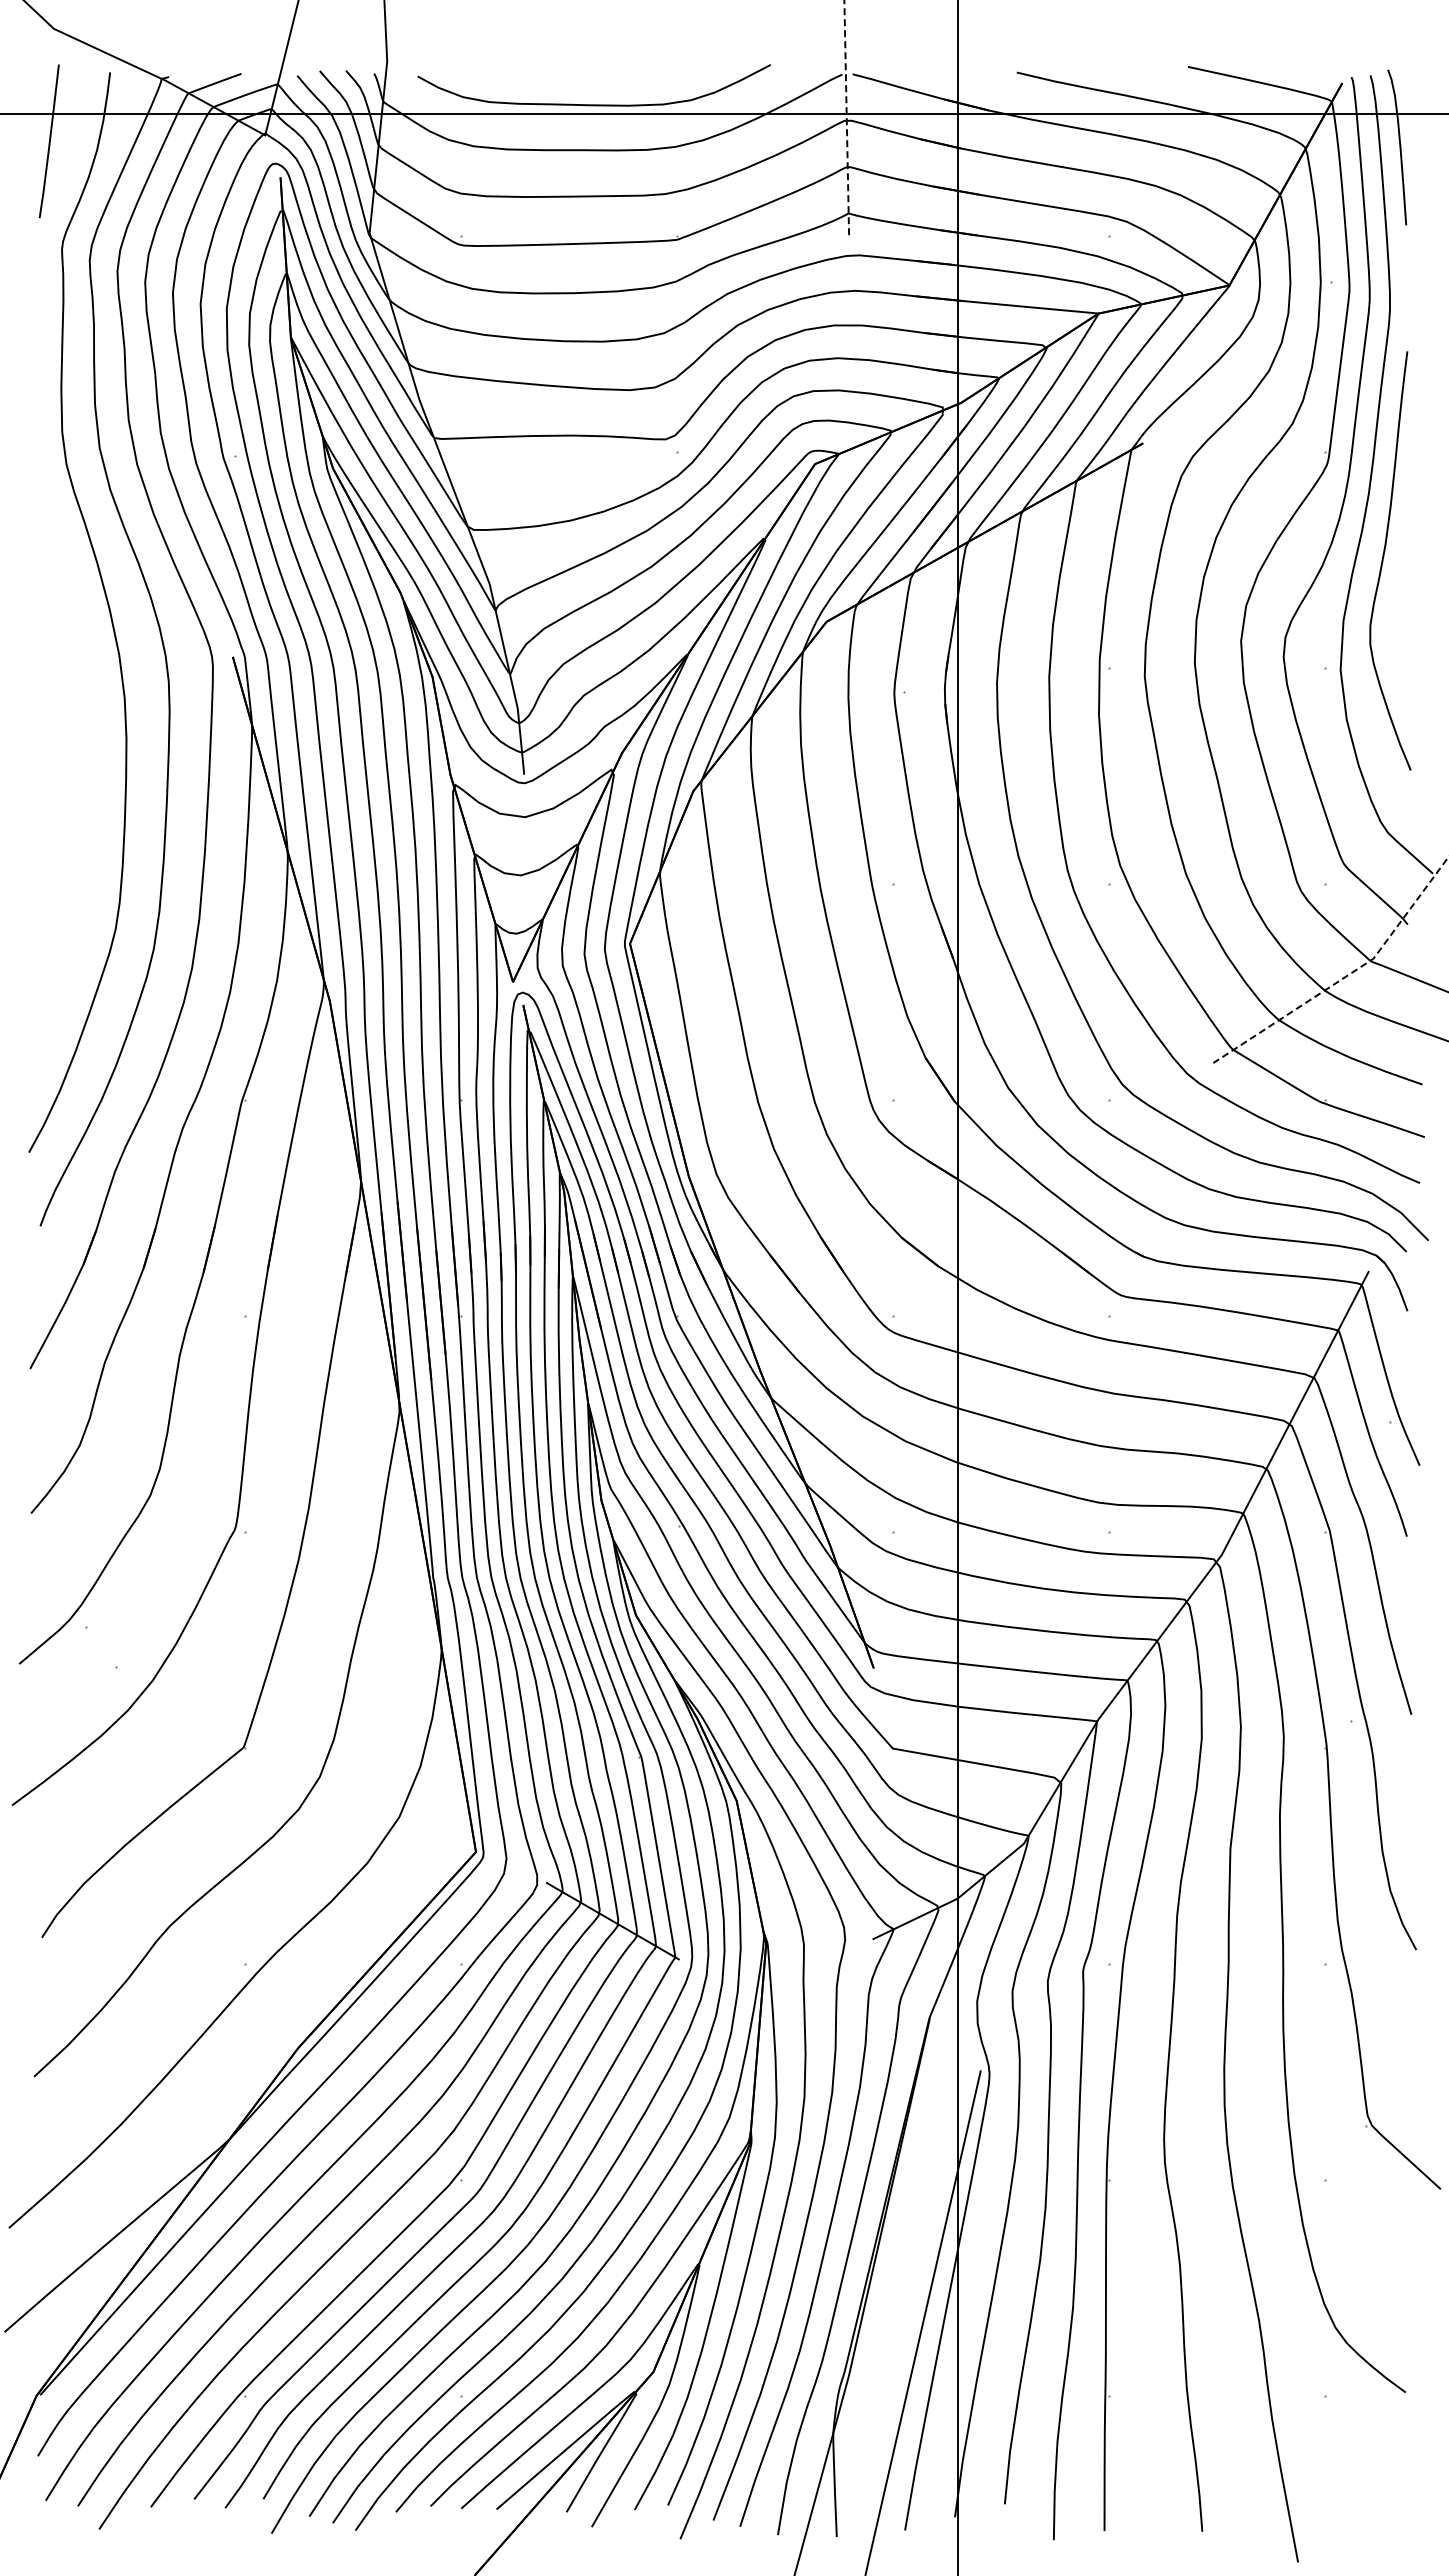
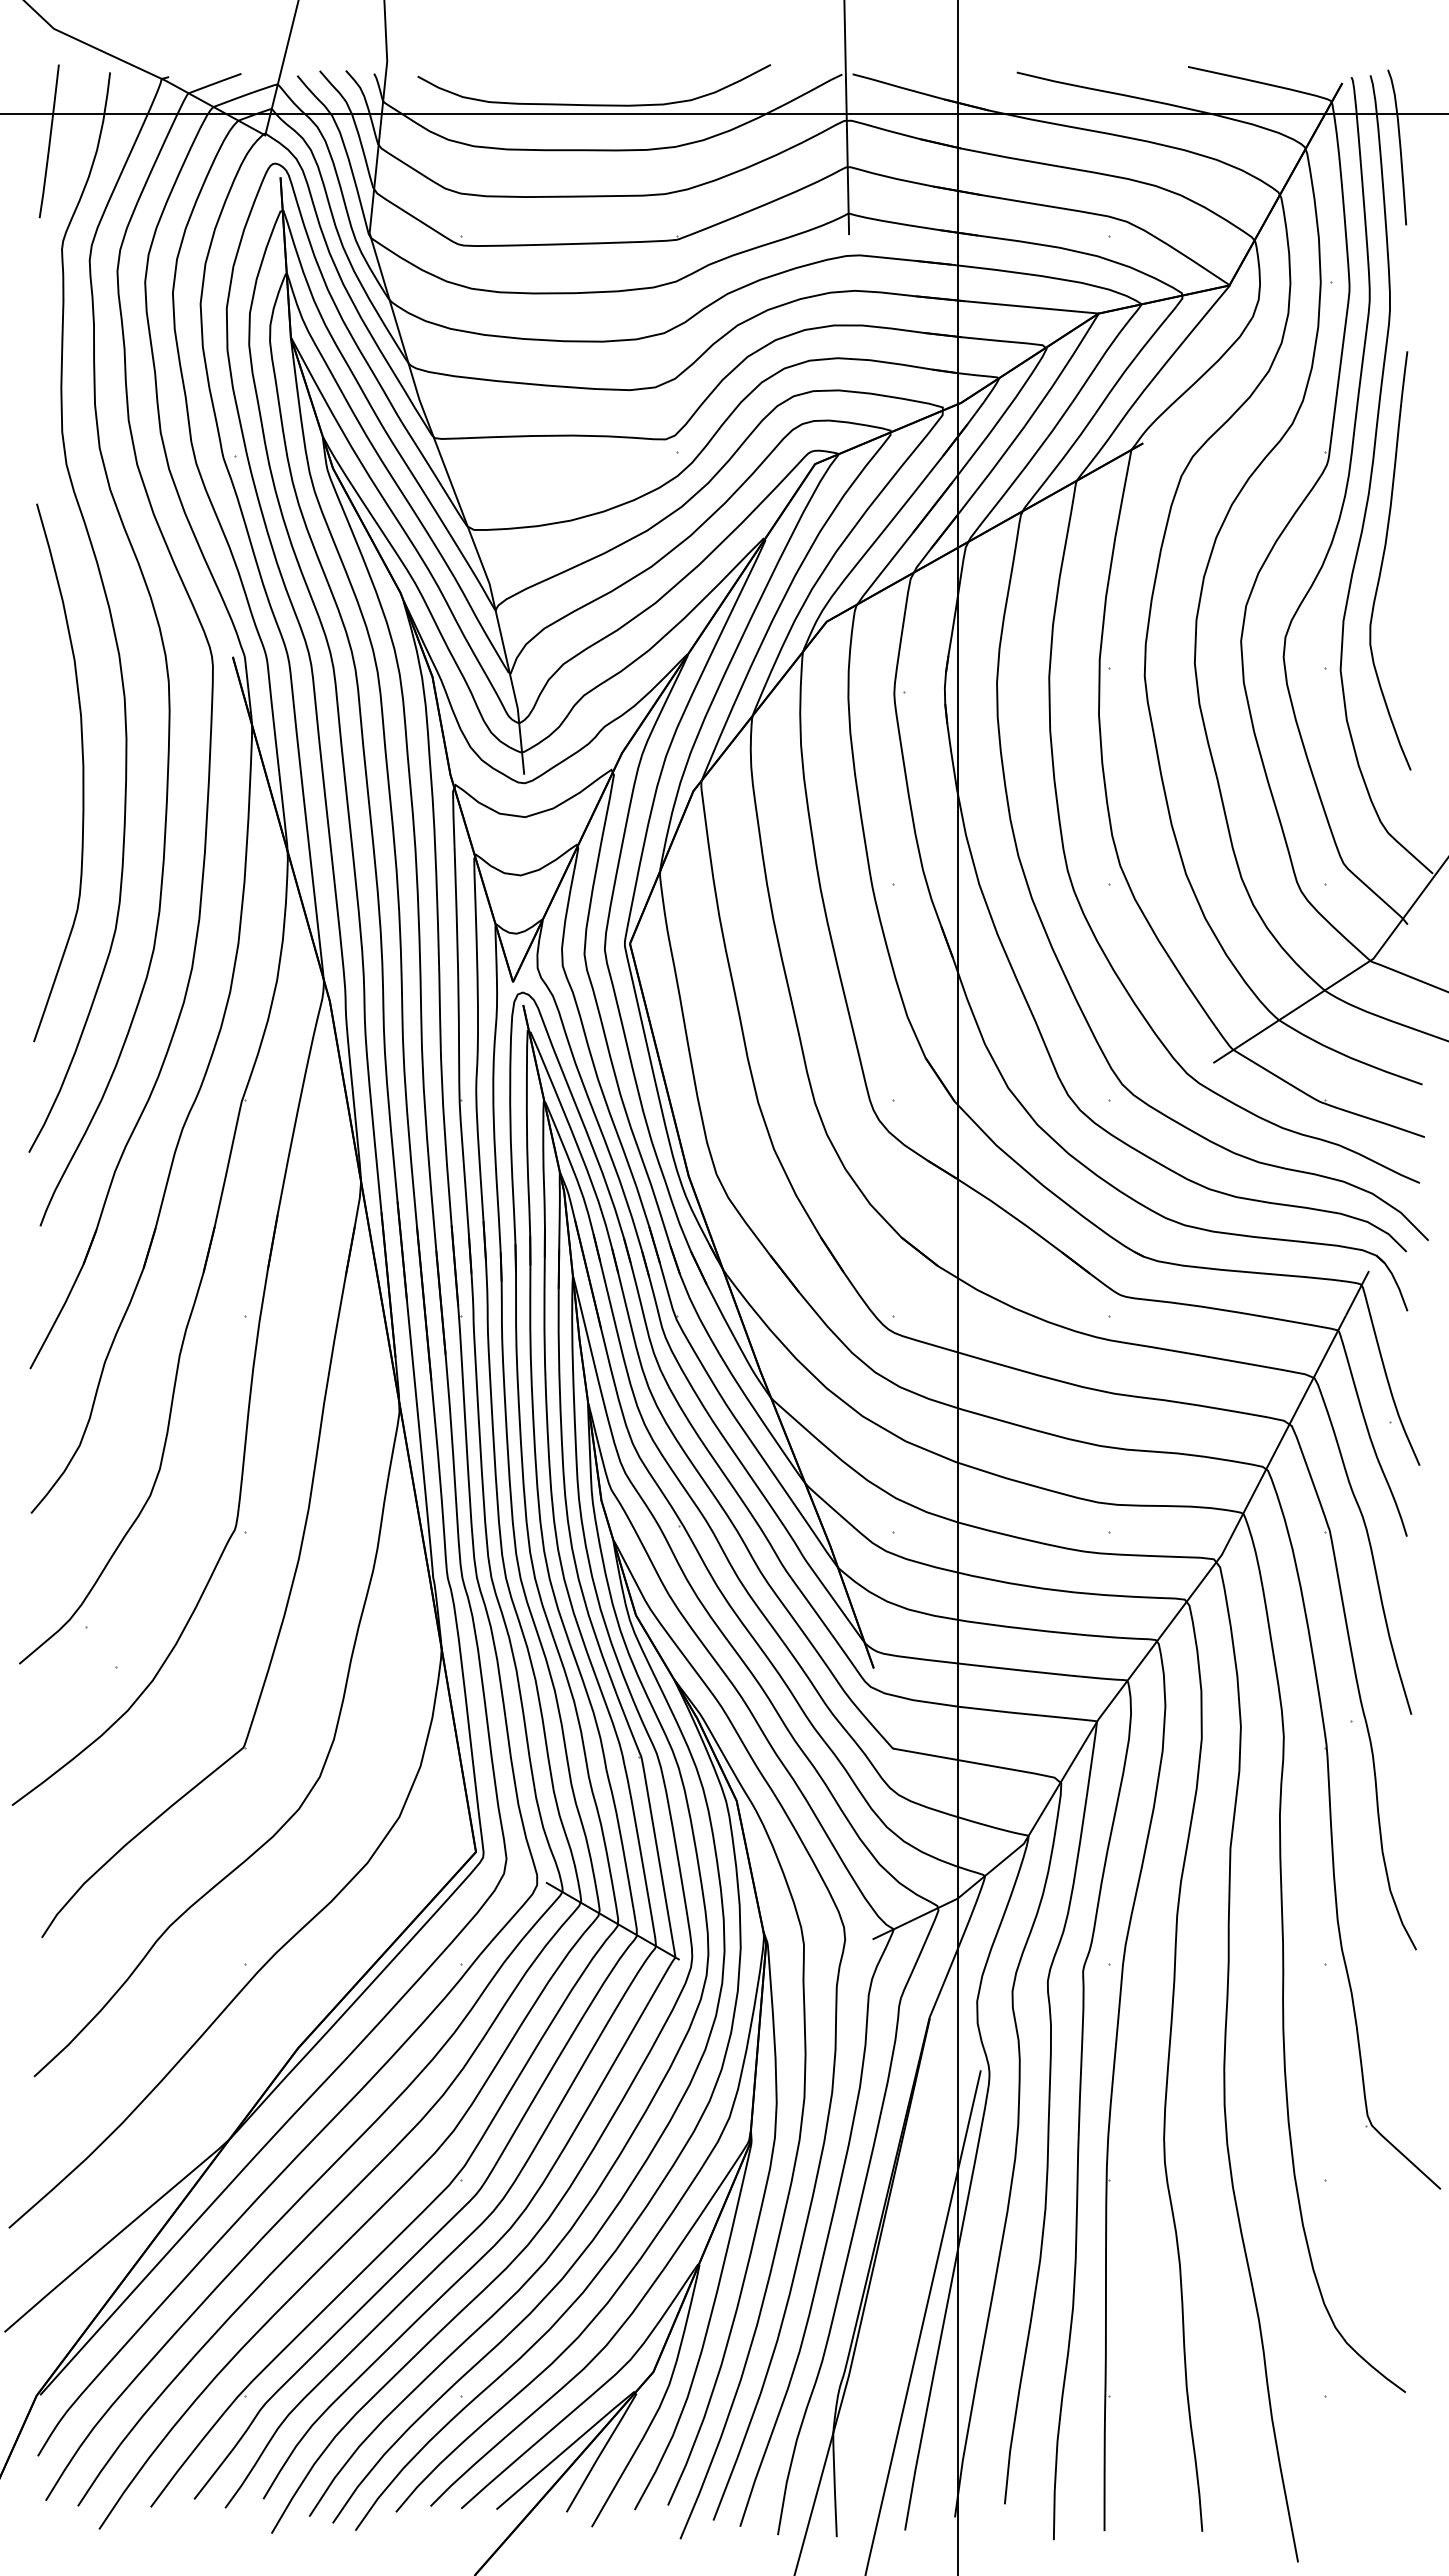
line: dashed -> solid (846, 118)
curve: none -> present (82, 772)
line: dashed -> solid (1346, 976)
